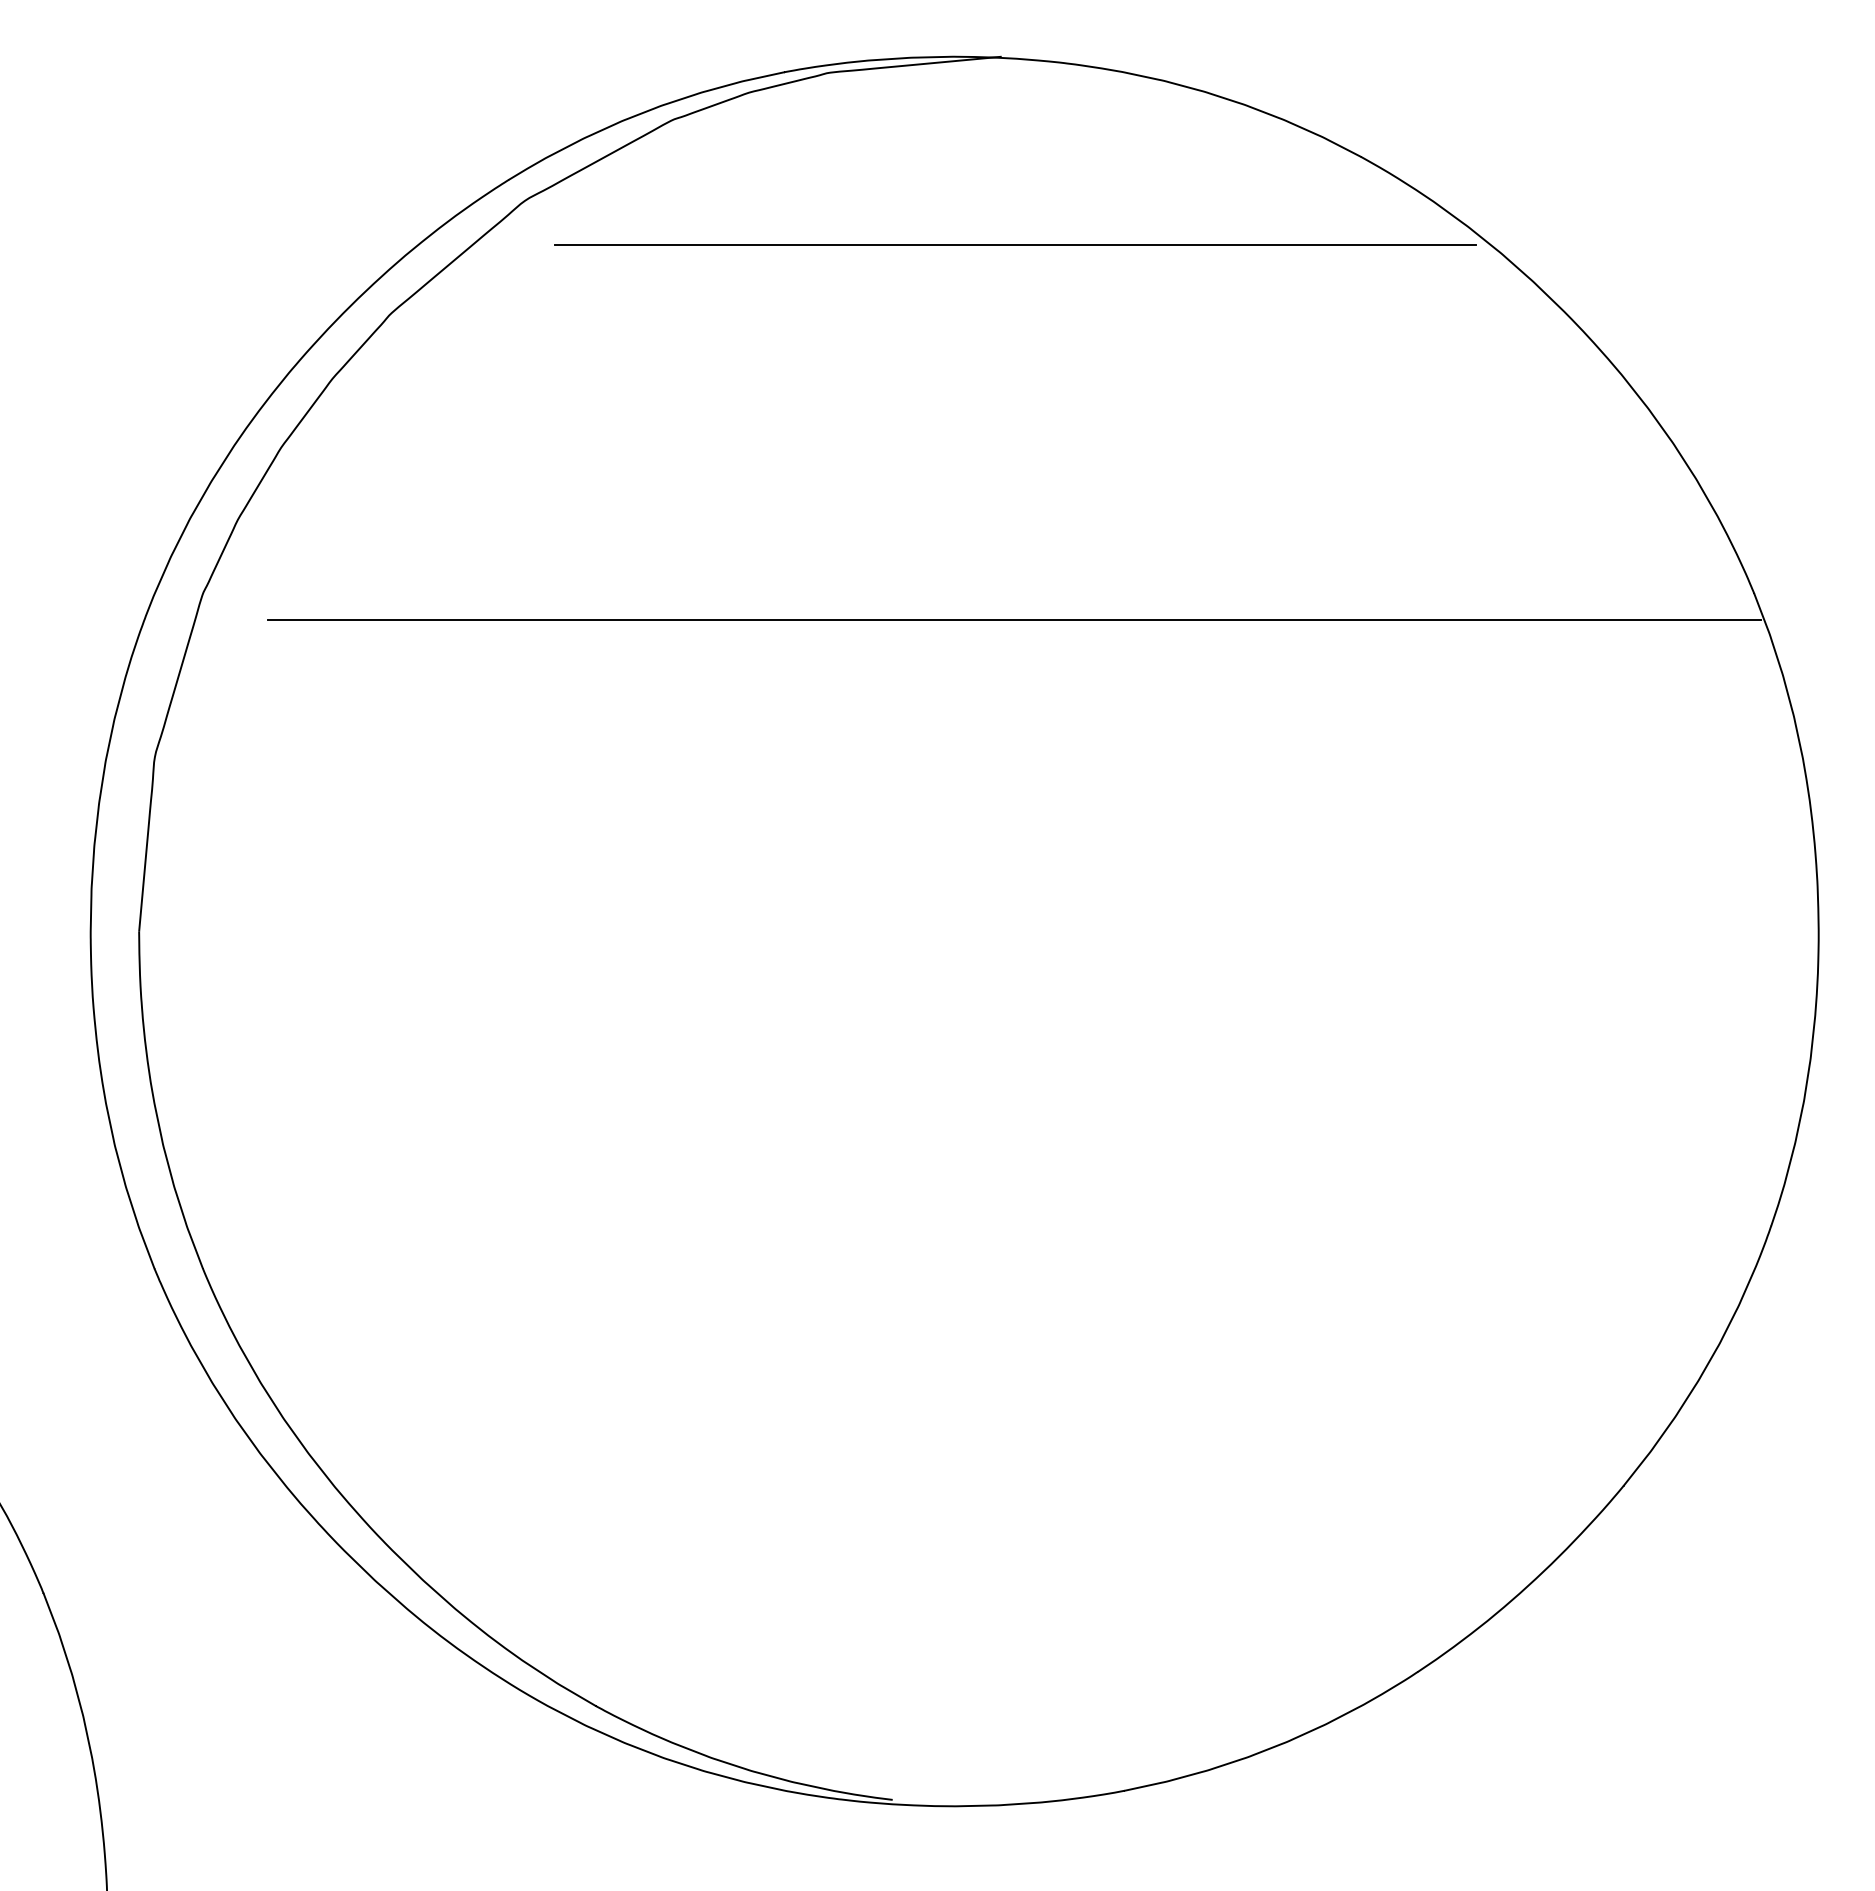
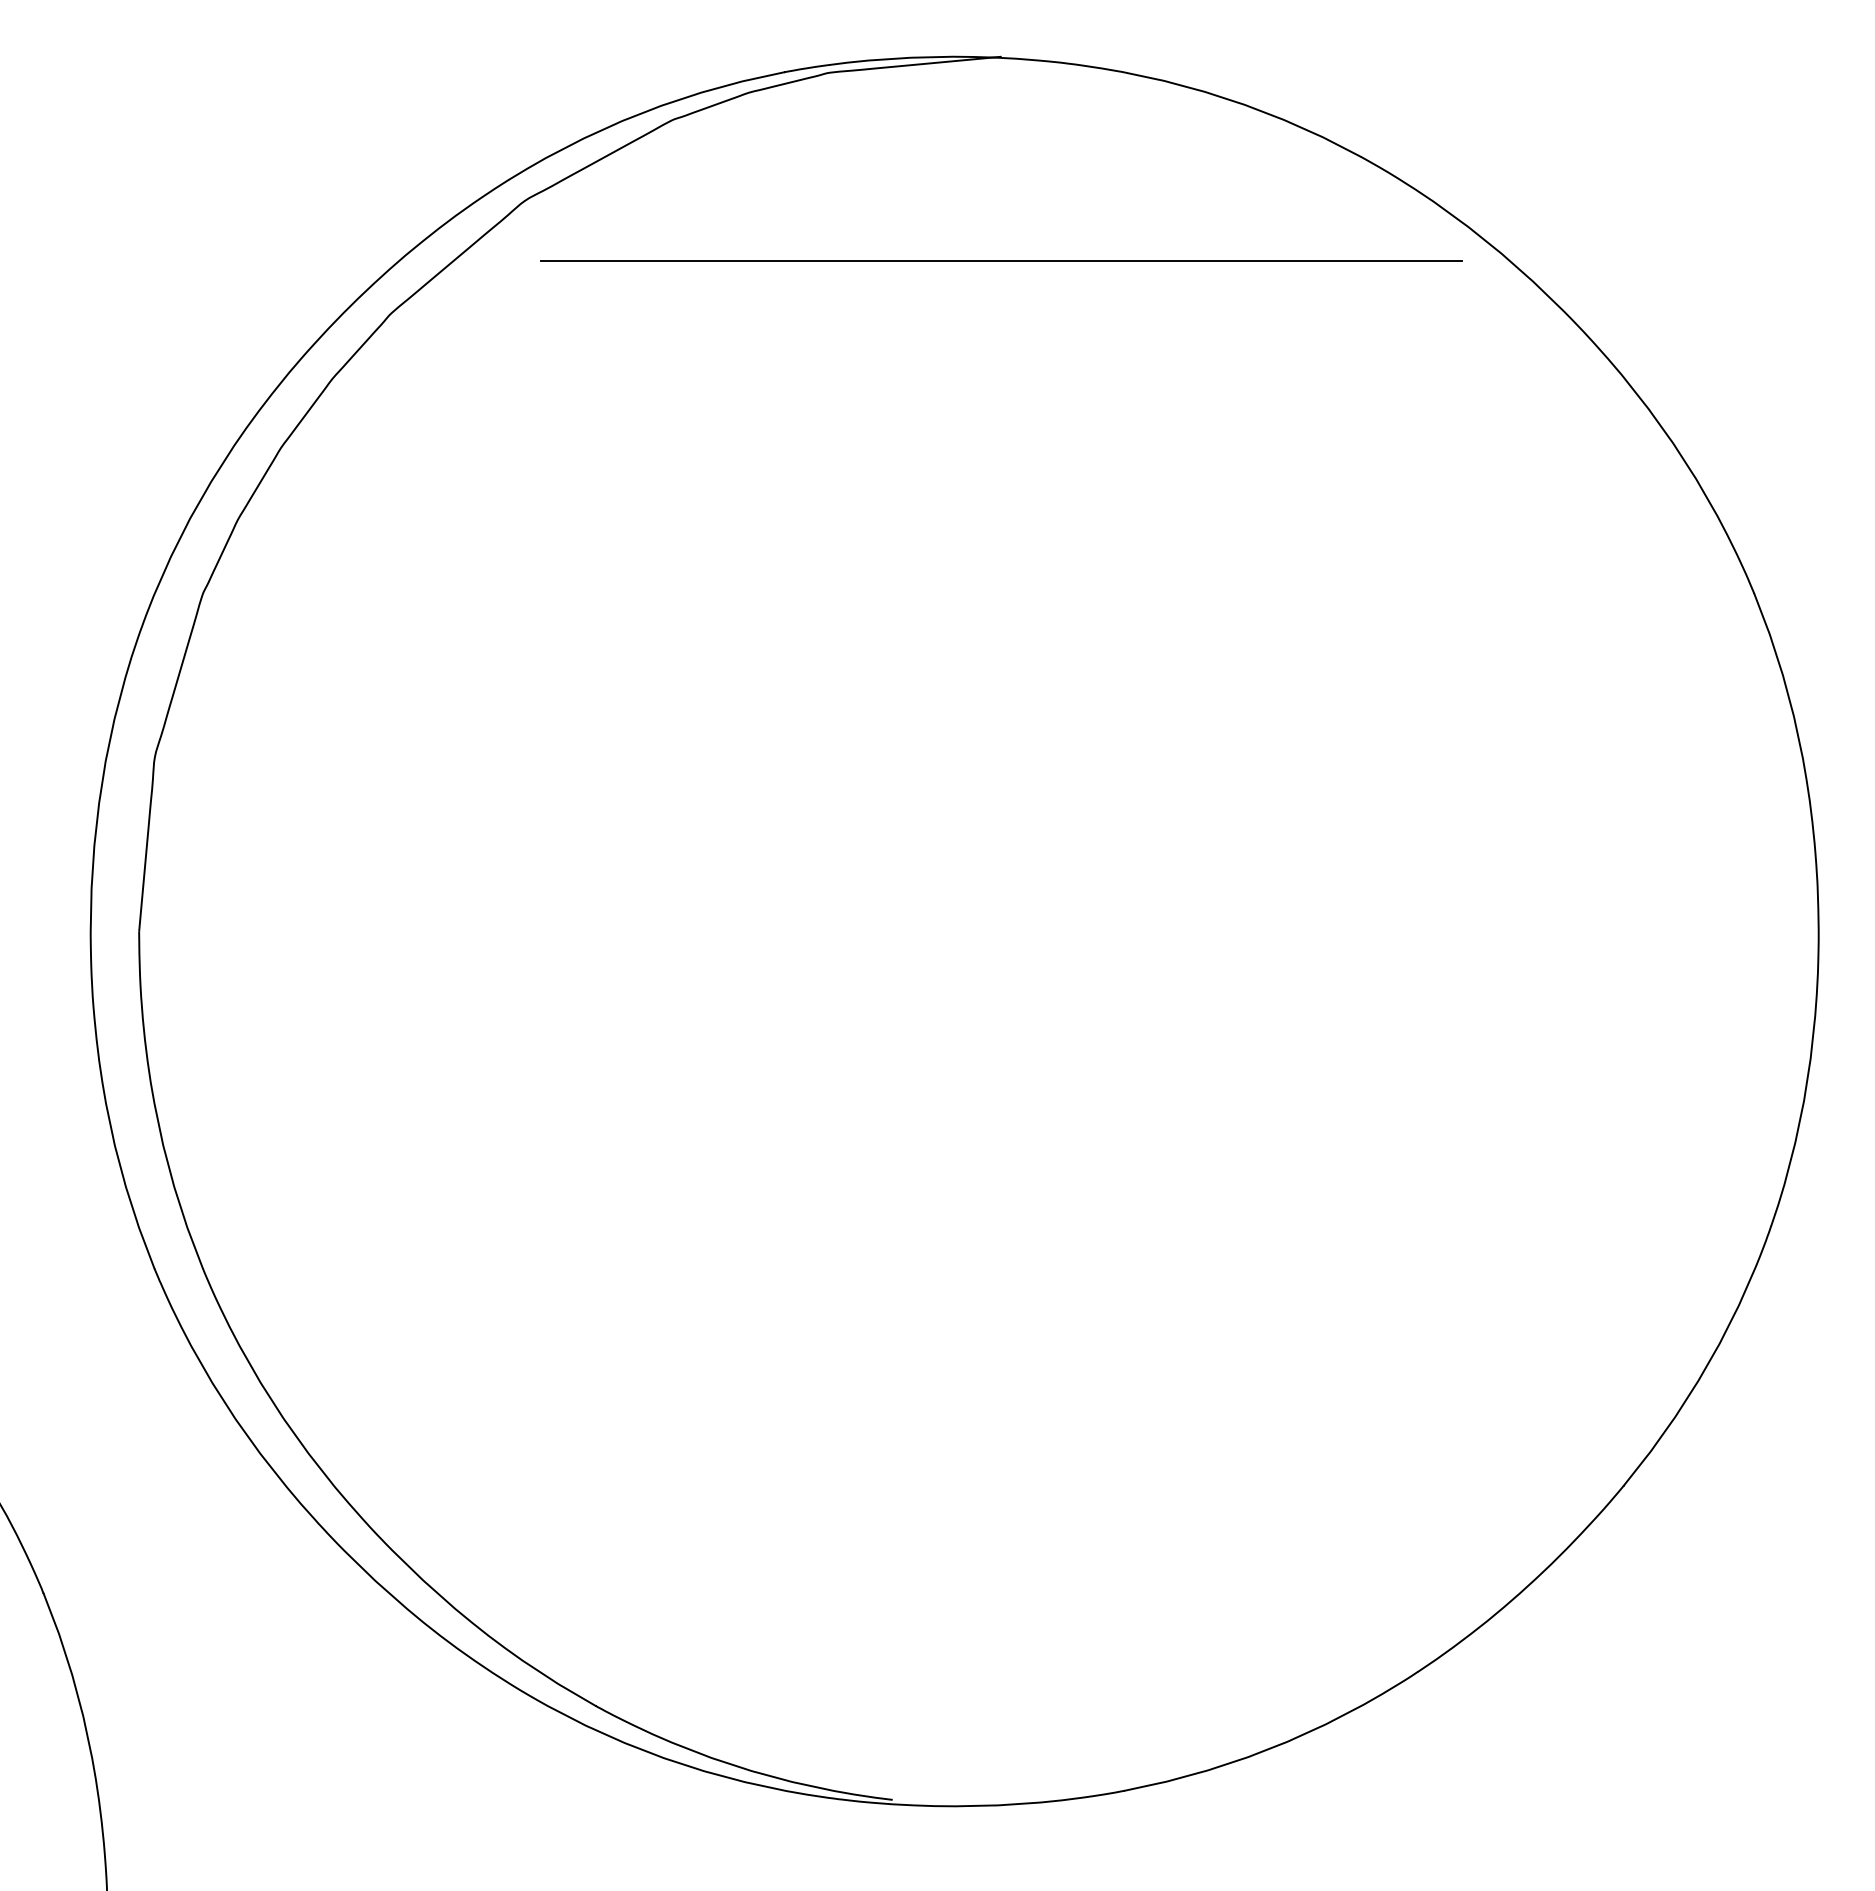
line position: (1015, 244) -> (1001, 260) (1001, 260)
line: present -> none (1013, 620)
